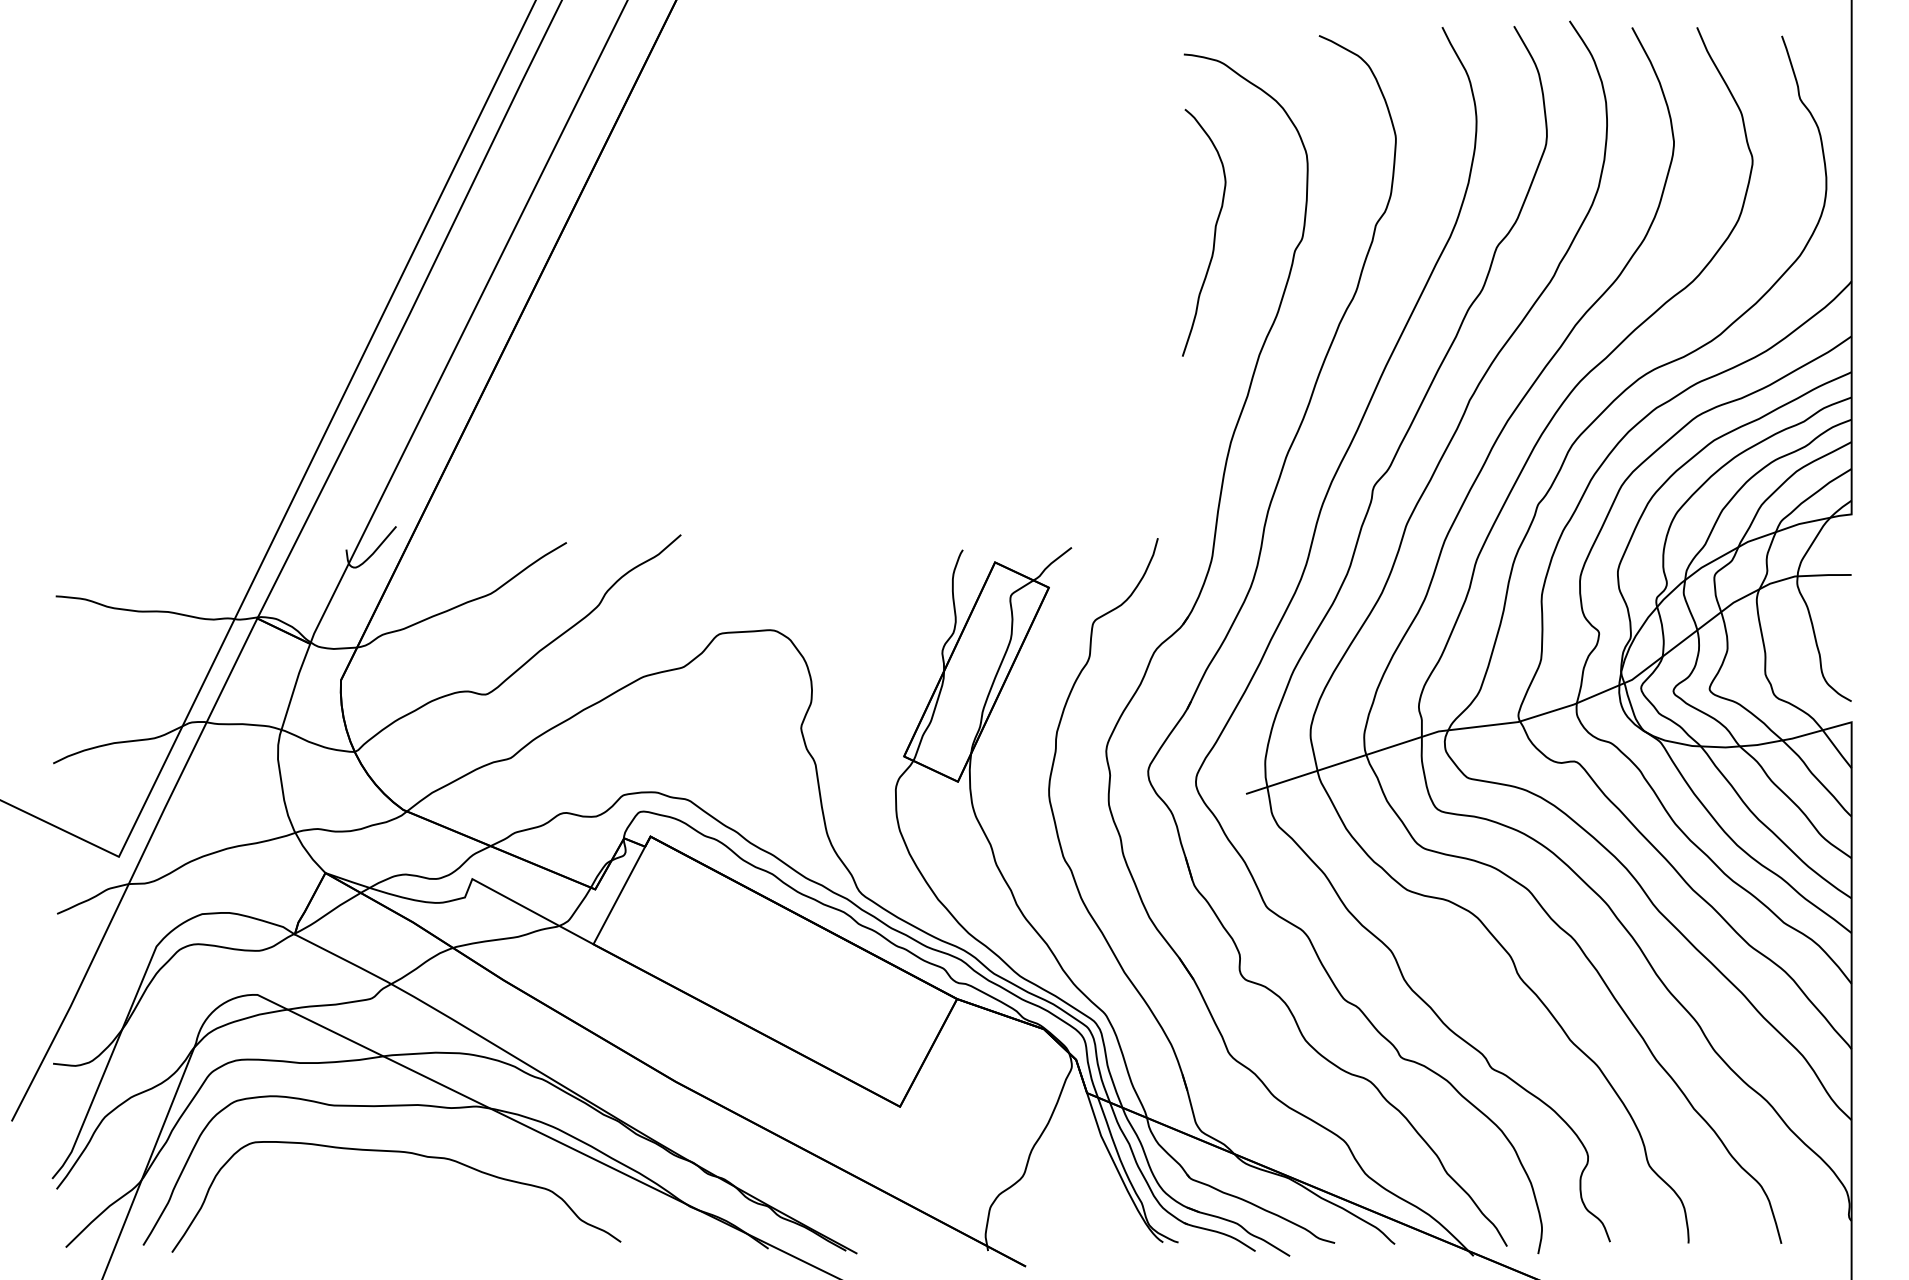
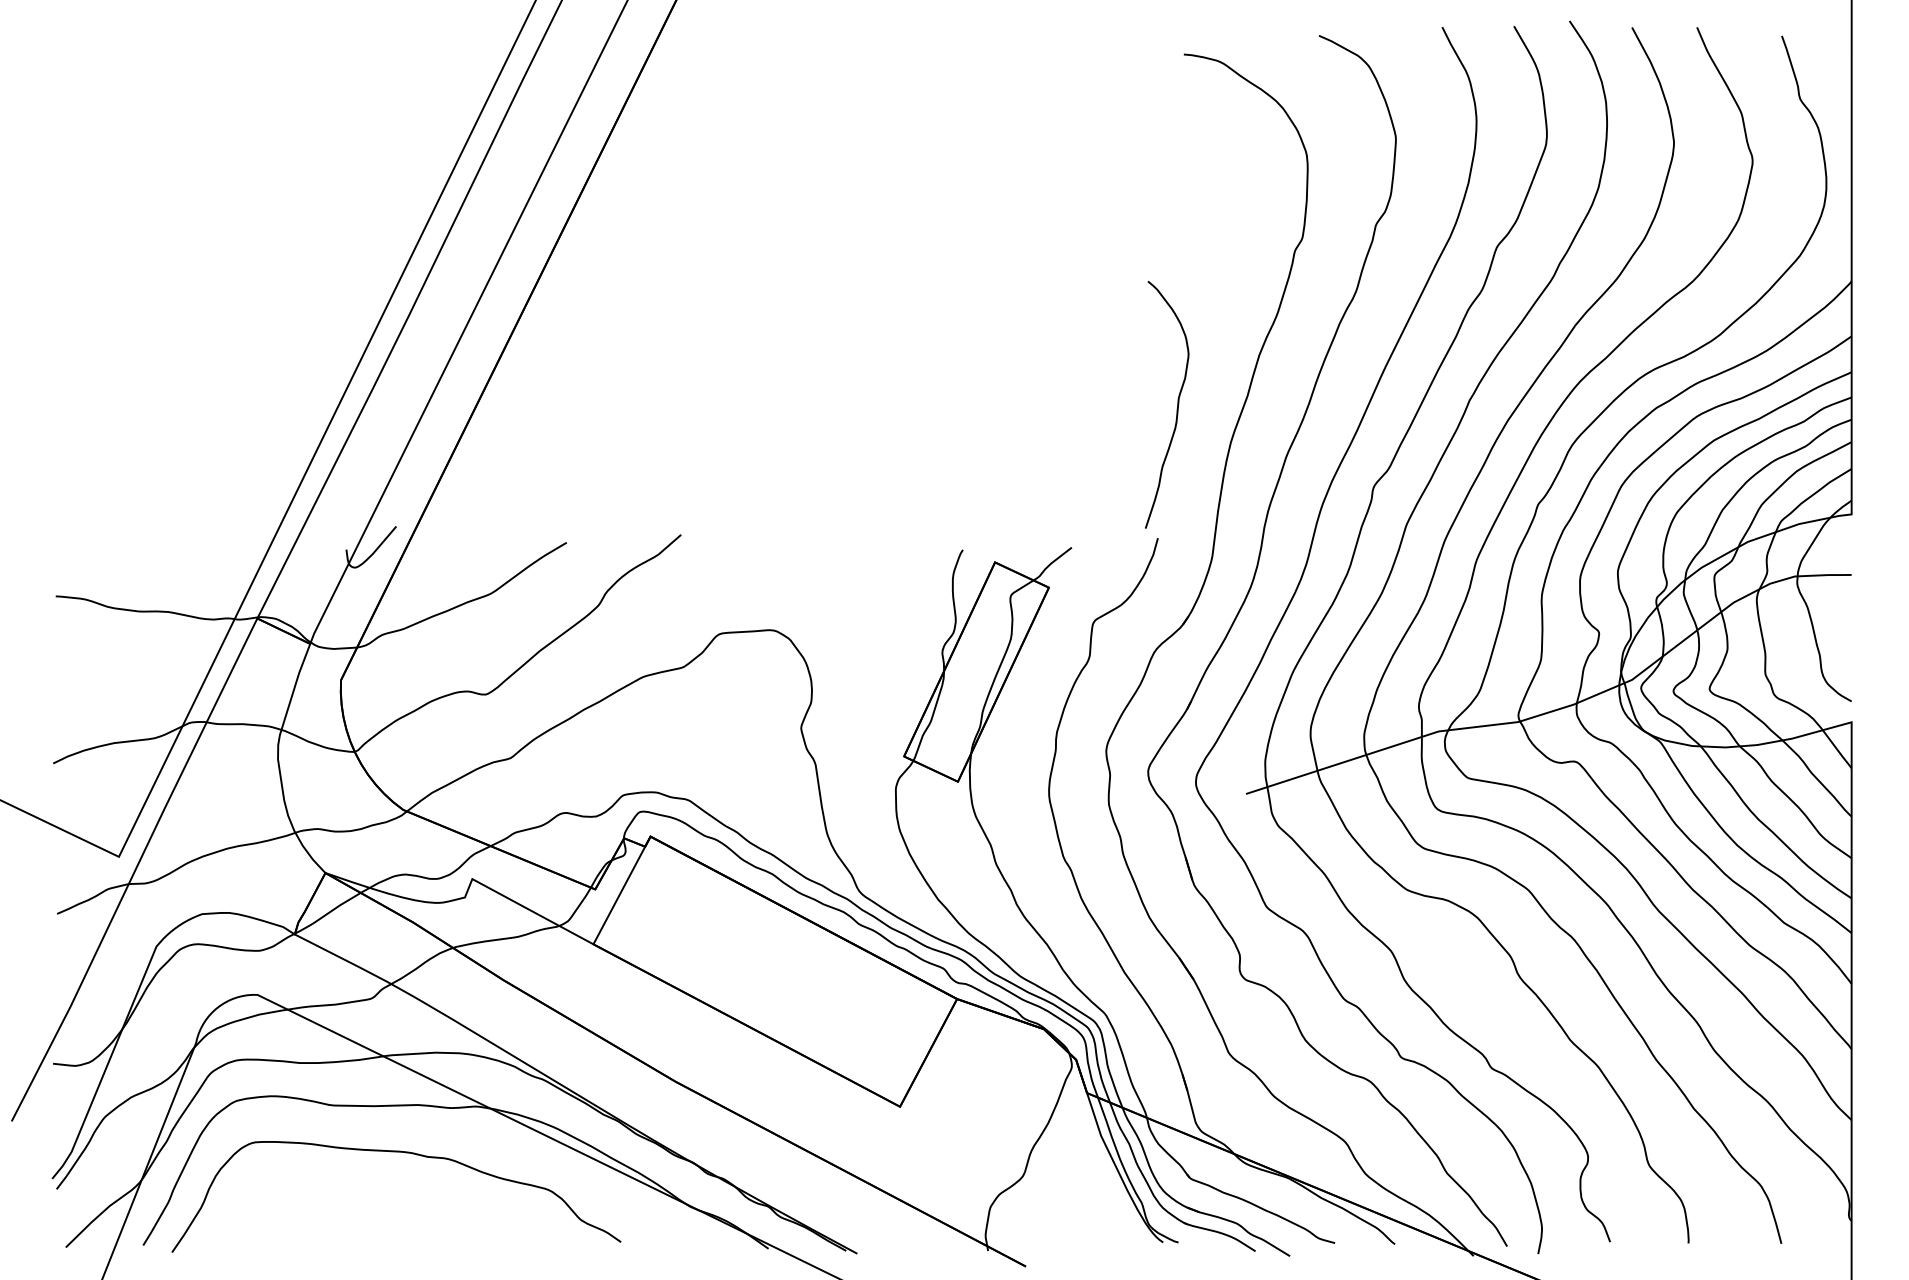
curve position: (1213, 236) -> (1176, 408) (1176, 408)
